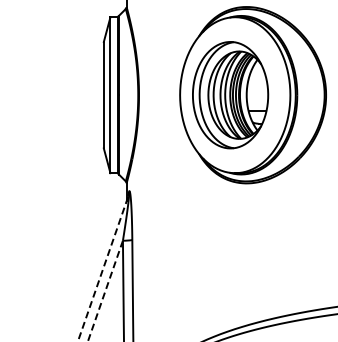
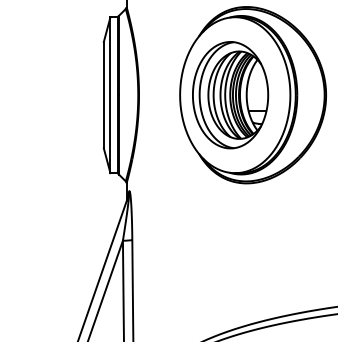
line: dashed -> solid (103, 267)
line: dashed -> solid (105, 291)
